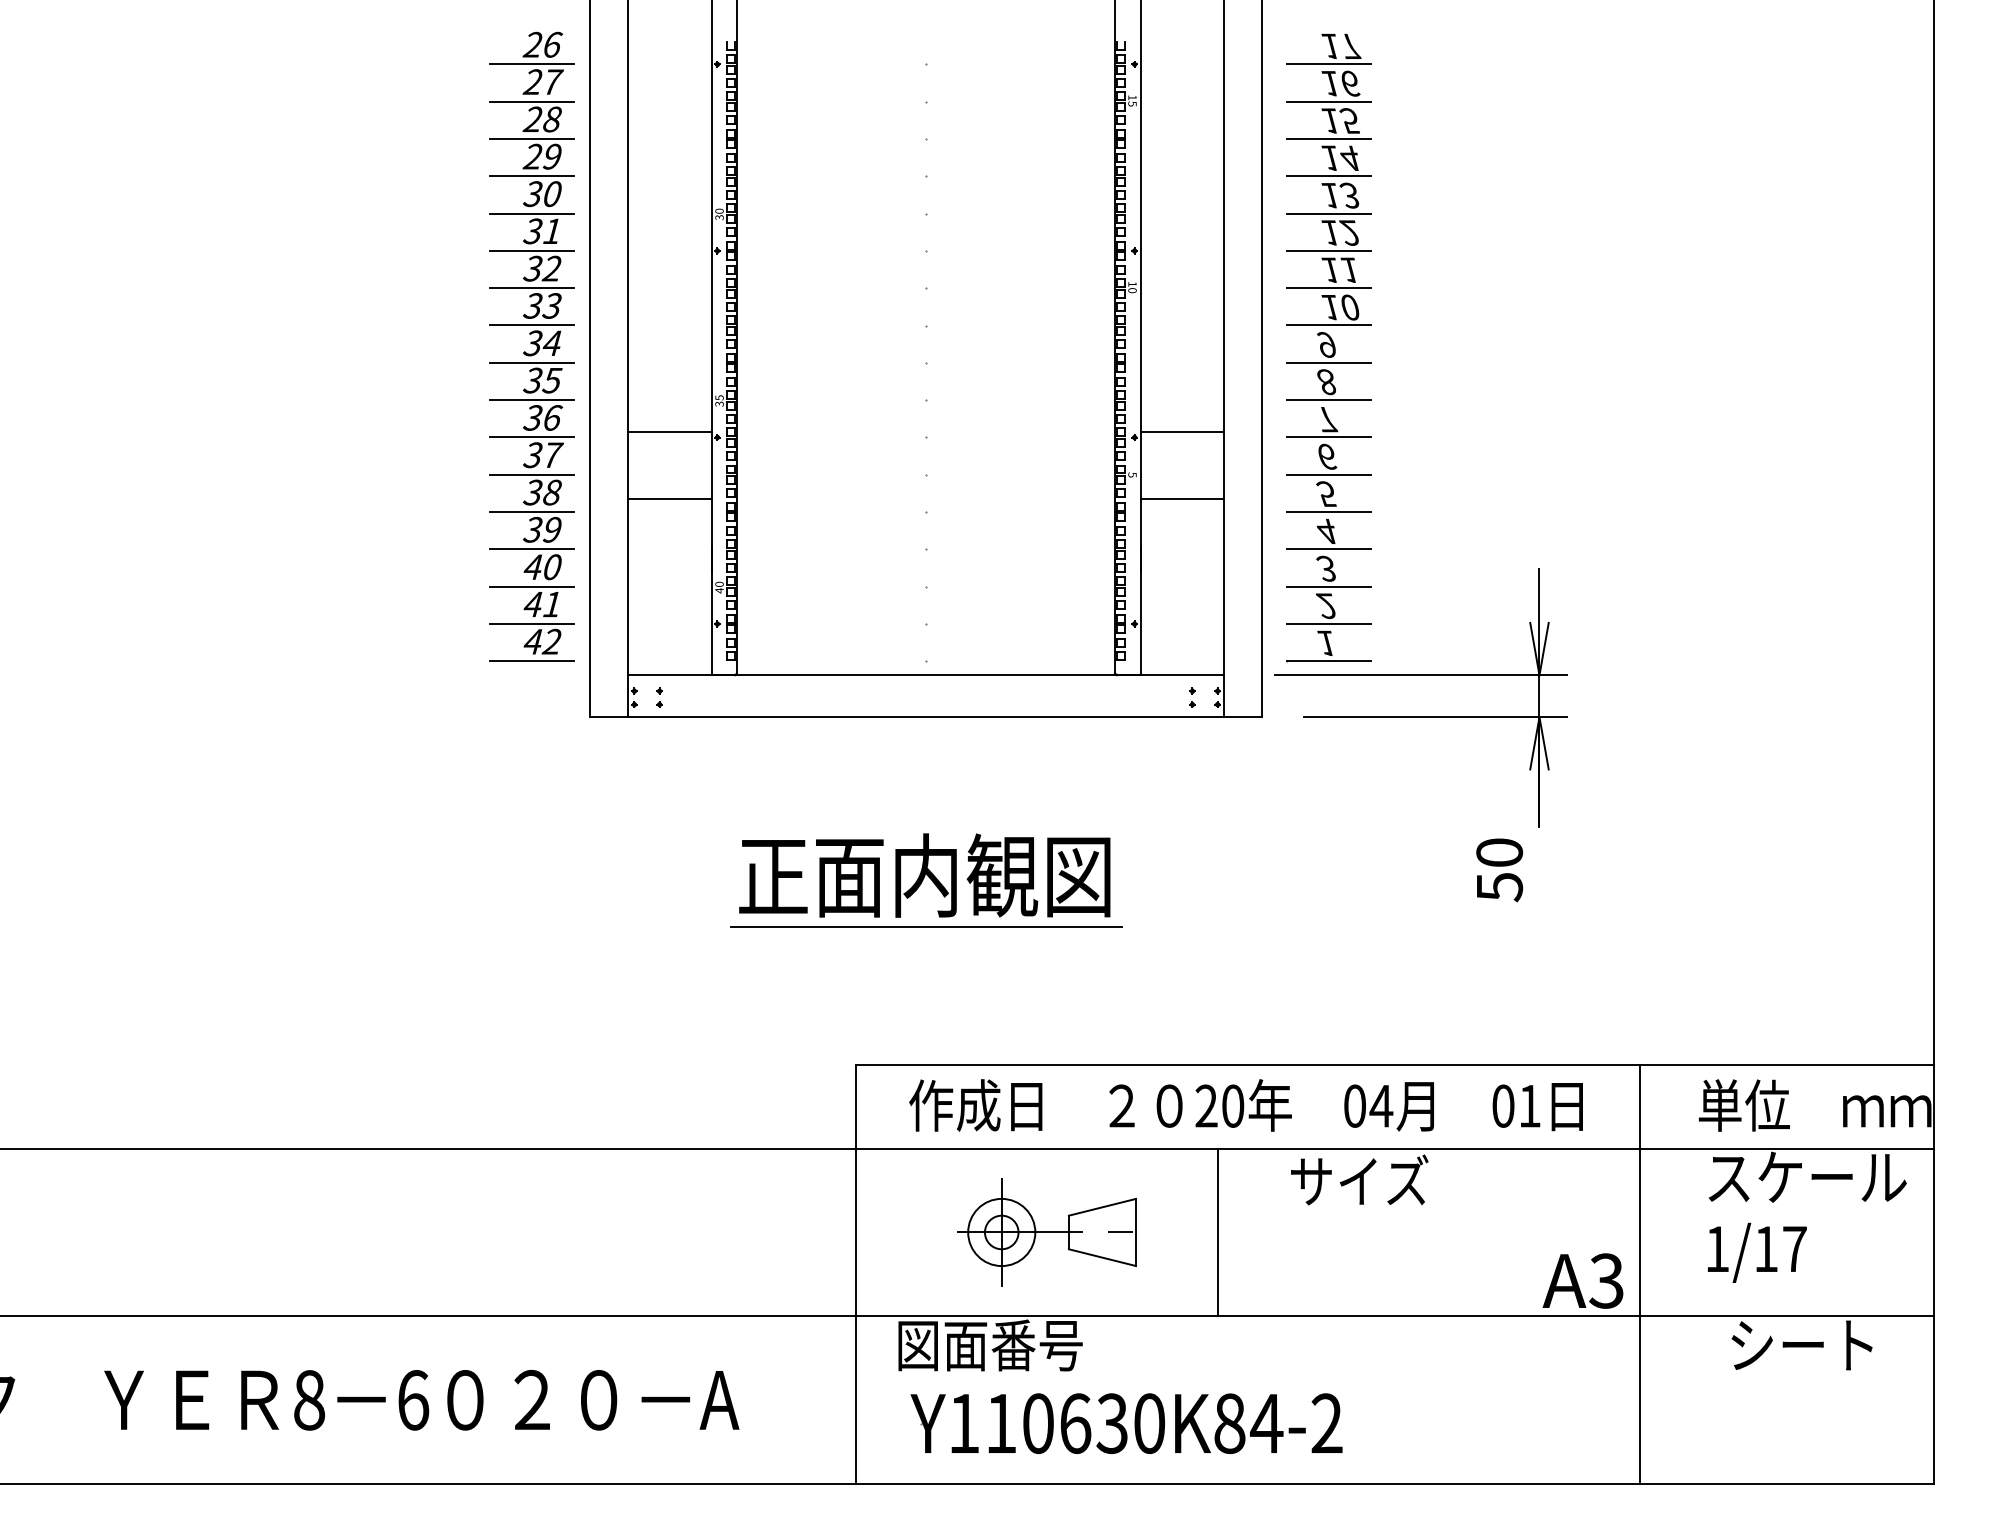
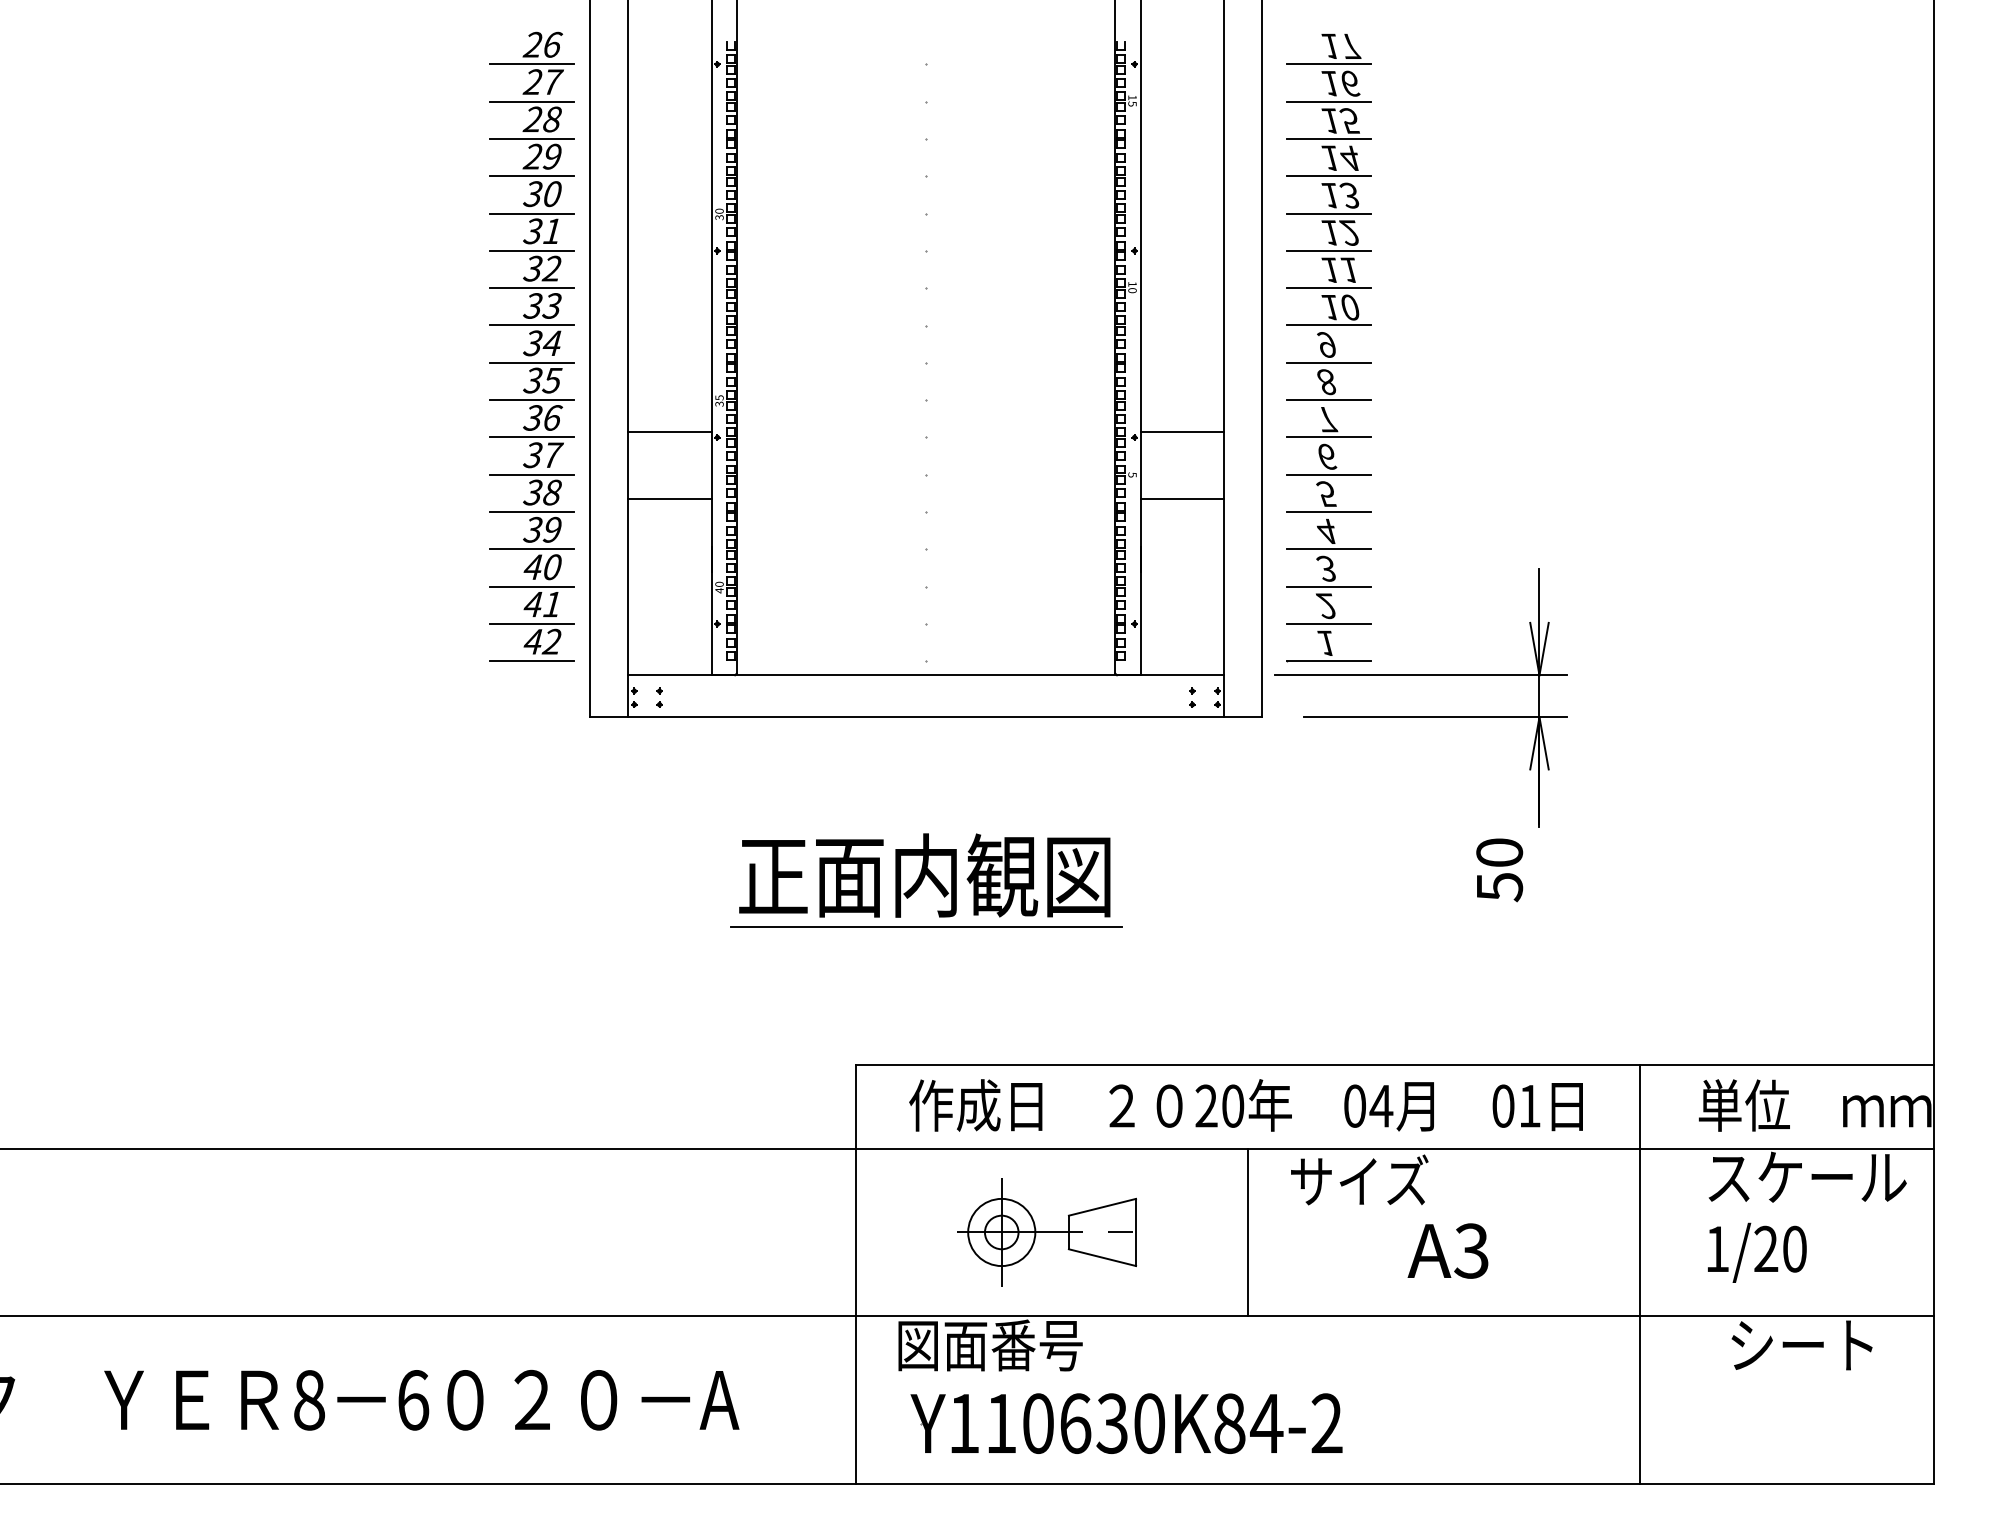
line position: (1218, 1232) -> (1248, 1232) (1248, 1232)
text: 1/17 -> 1/20 (1780, 1248)
text position: (1582, 1280) -> (1447, 1250) (1447, 1250)
